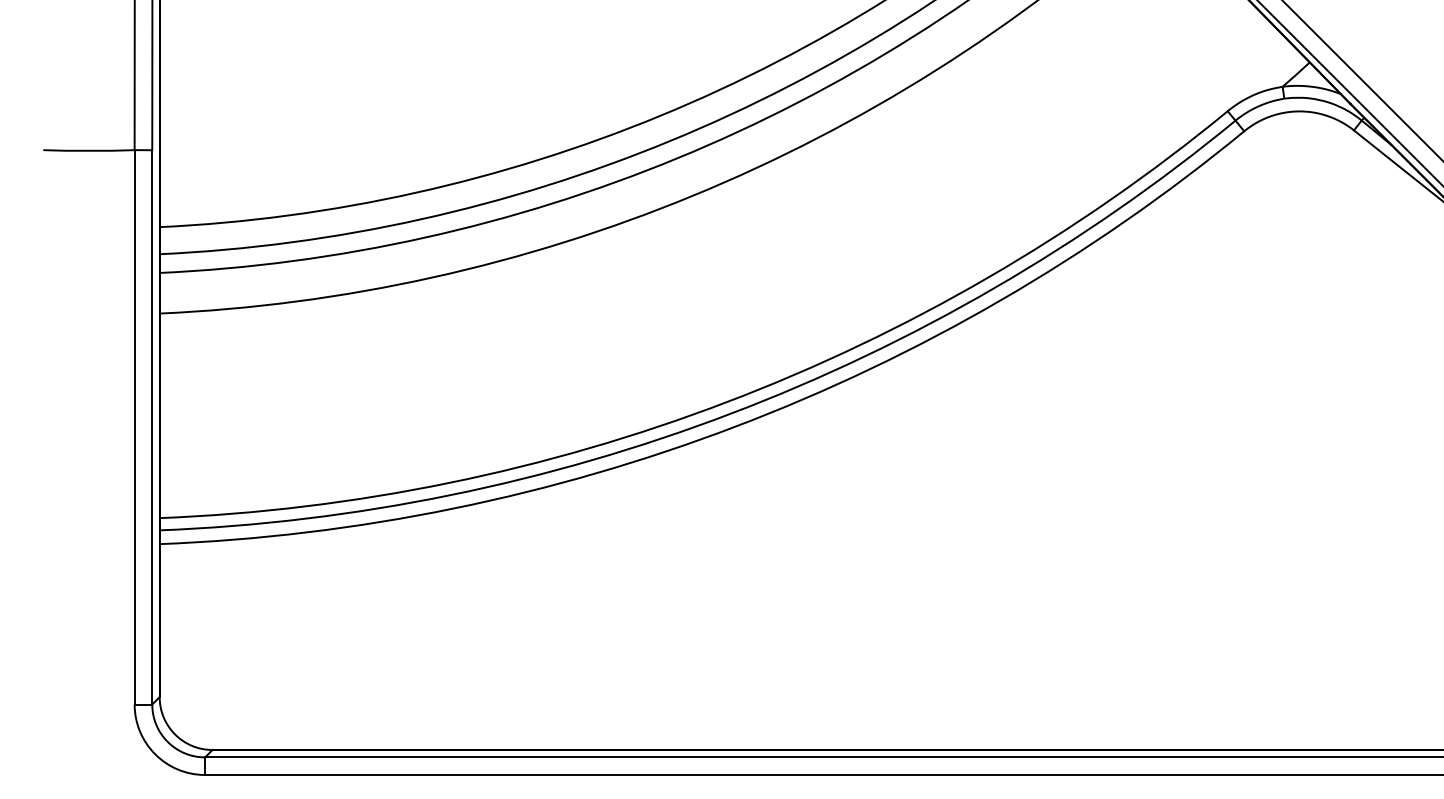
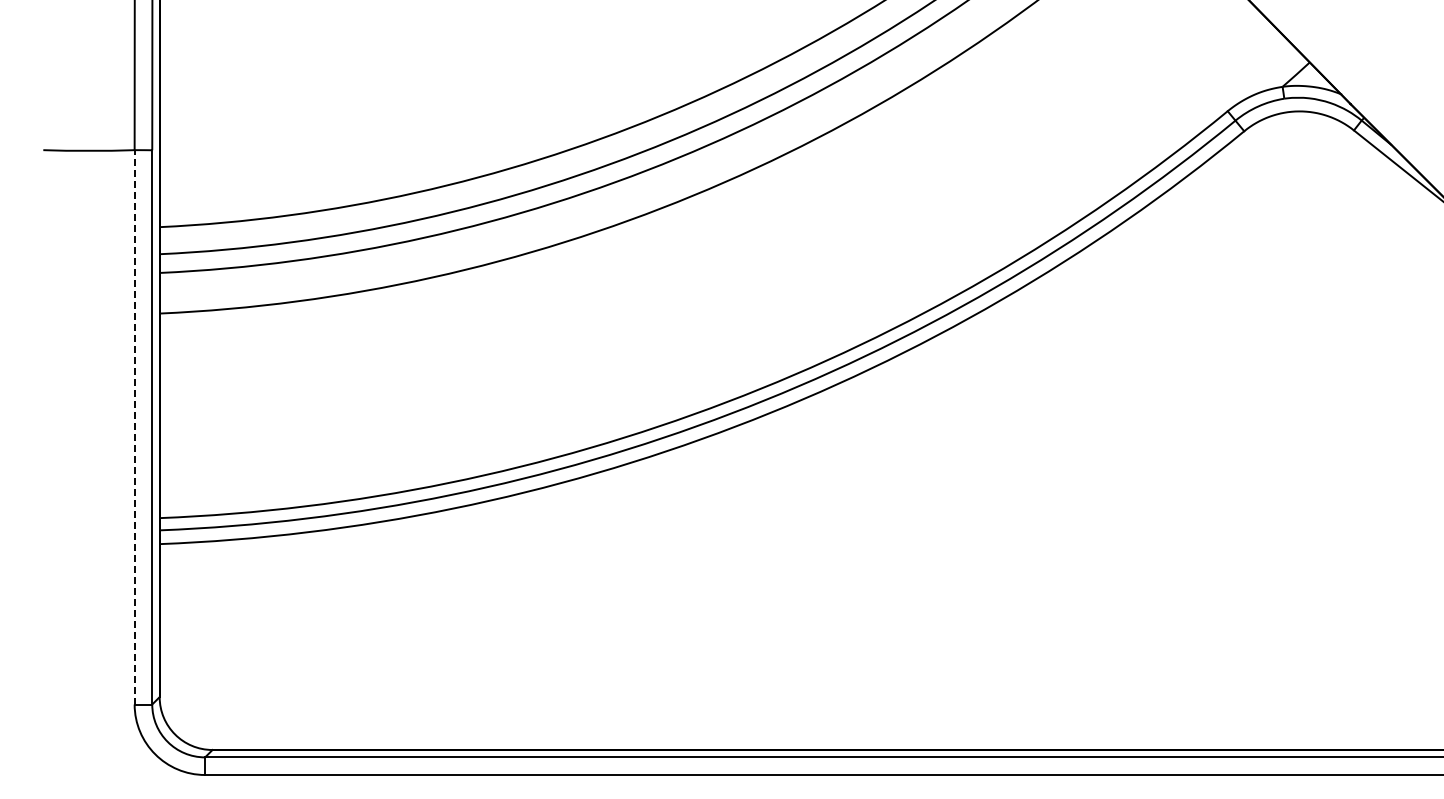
line: present -> none (1362, 80)
line: present -> none (1349, 92)
line: solid -> dashed (134, 426)
